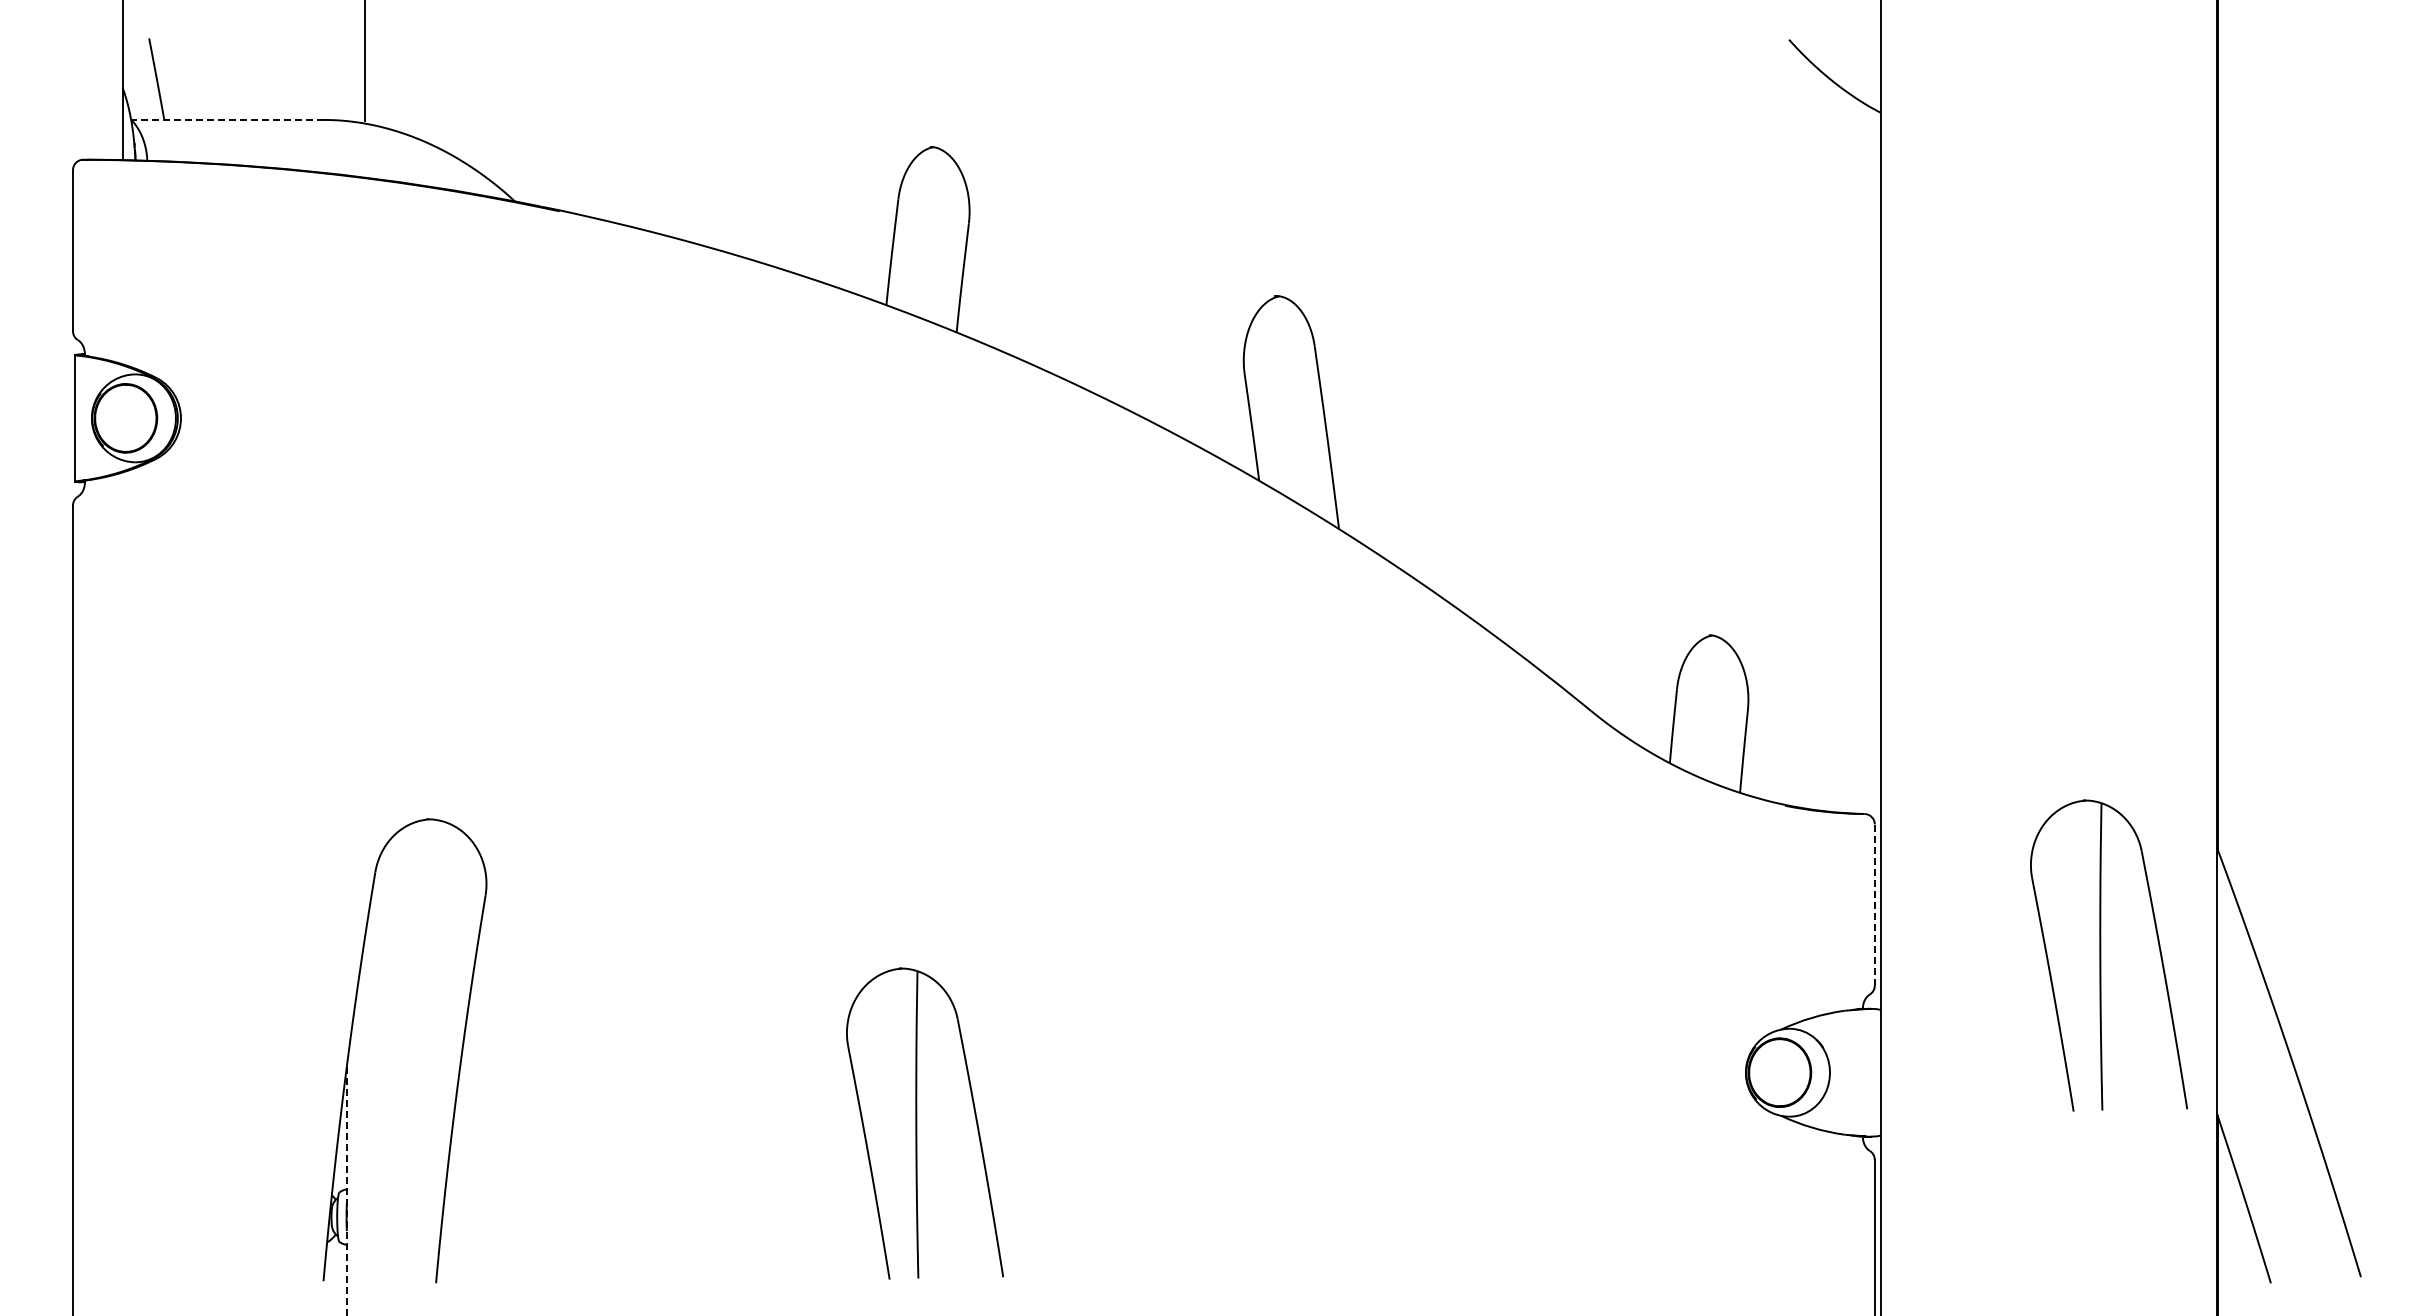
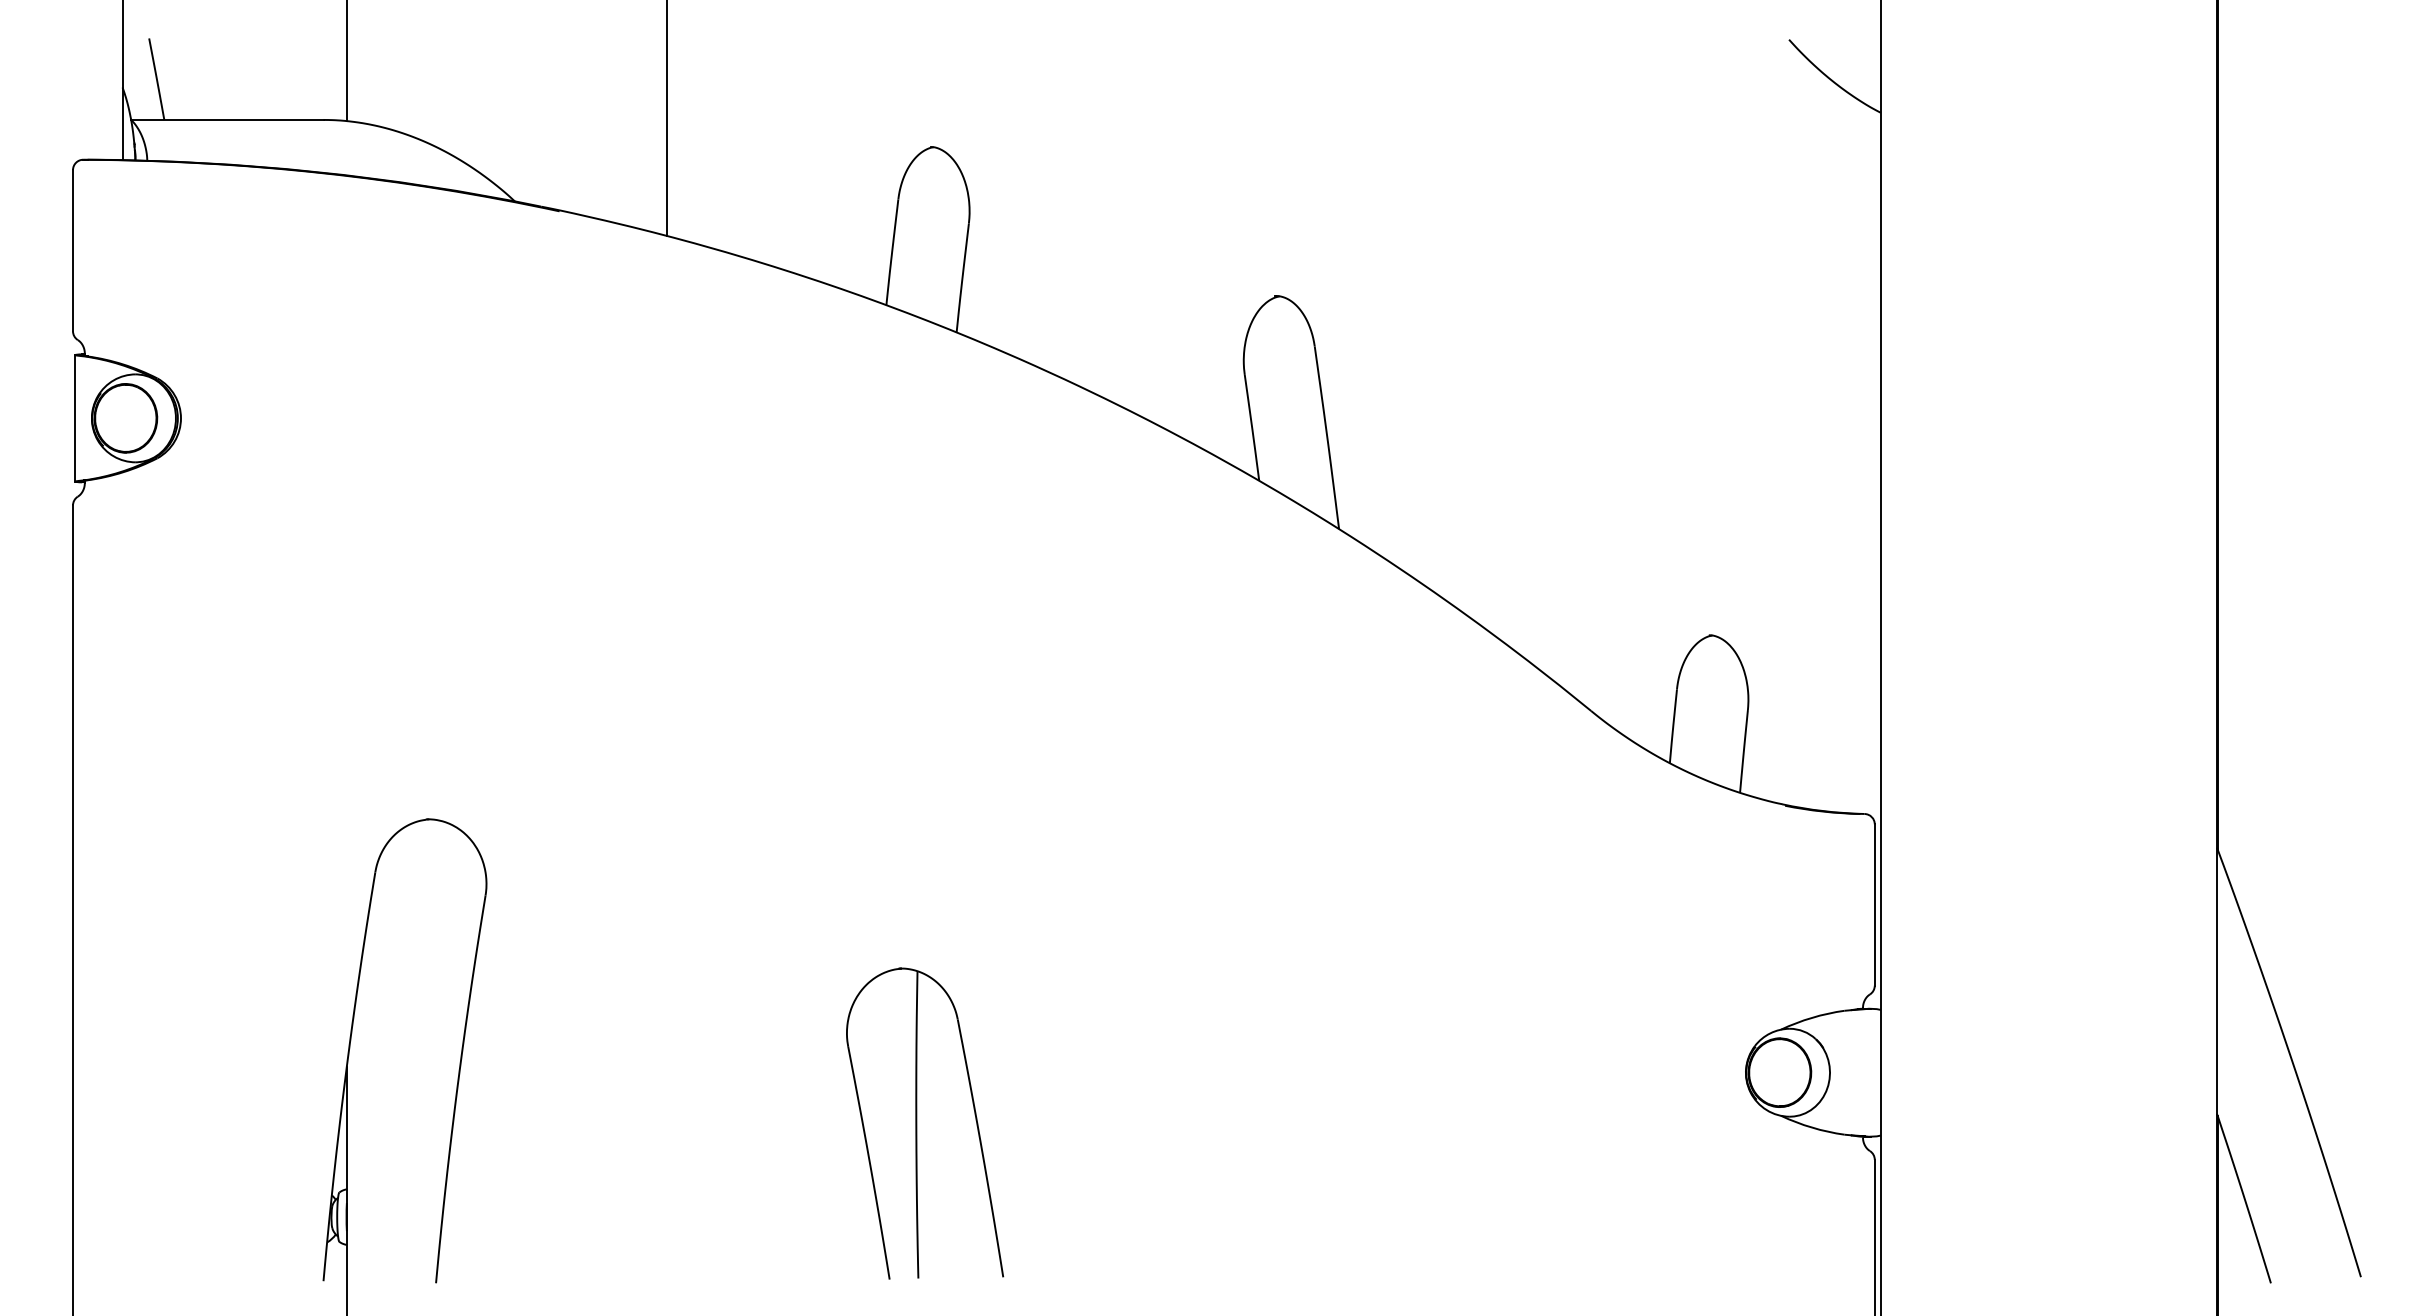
line position: (364, 61) -> (346, 61) (346, 61)
line: none -> present (666, 118)
line: dashed -> solid (226, 119)
line: dashed -> solid (1874, 905)
part: present -> none (2101, 955)
line: dashed -> solid (346, 1191)
